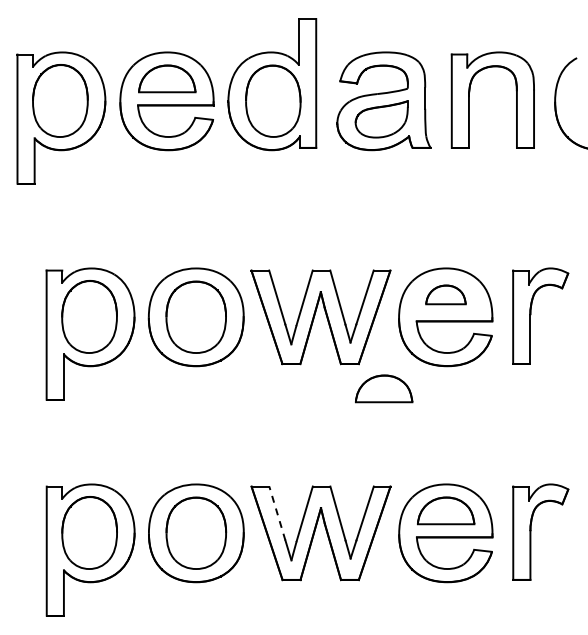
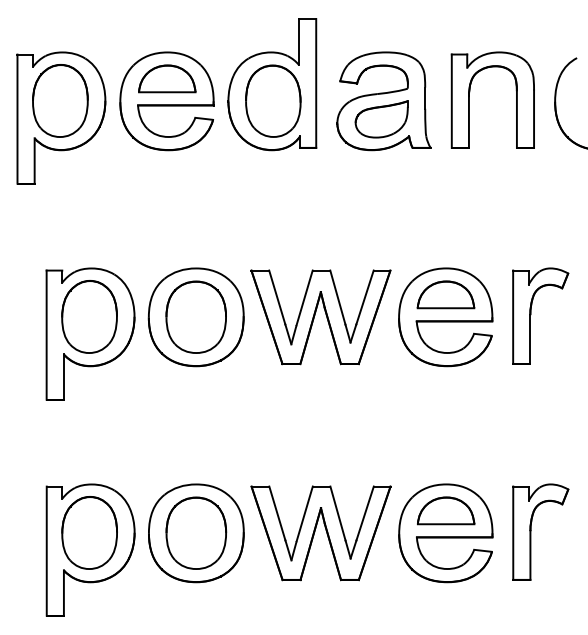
part size: 42x22 px -> 60x30 px (445, 294)
part: present -> none (384, 388)
line: dashed -> solid (277, 513)
